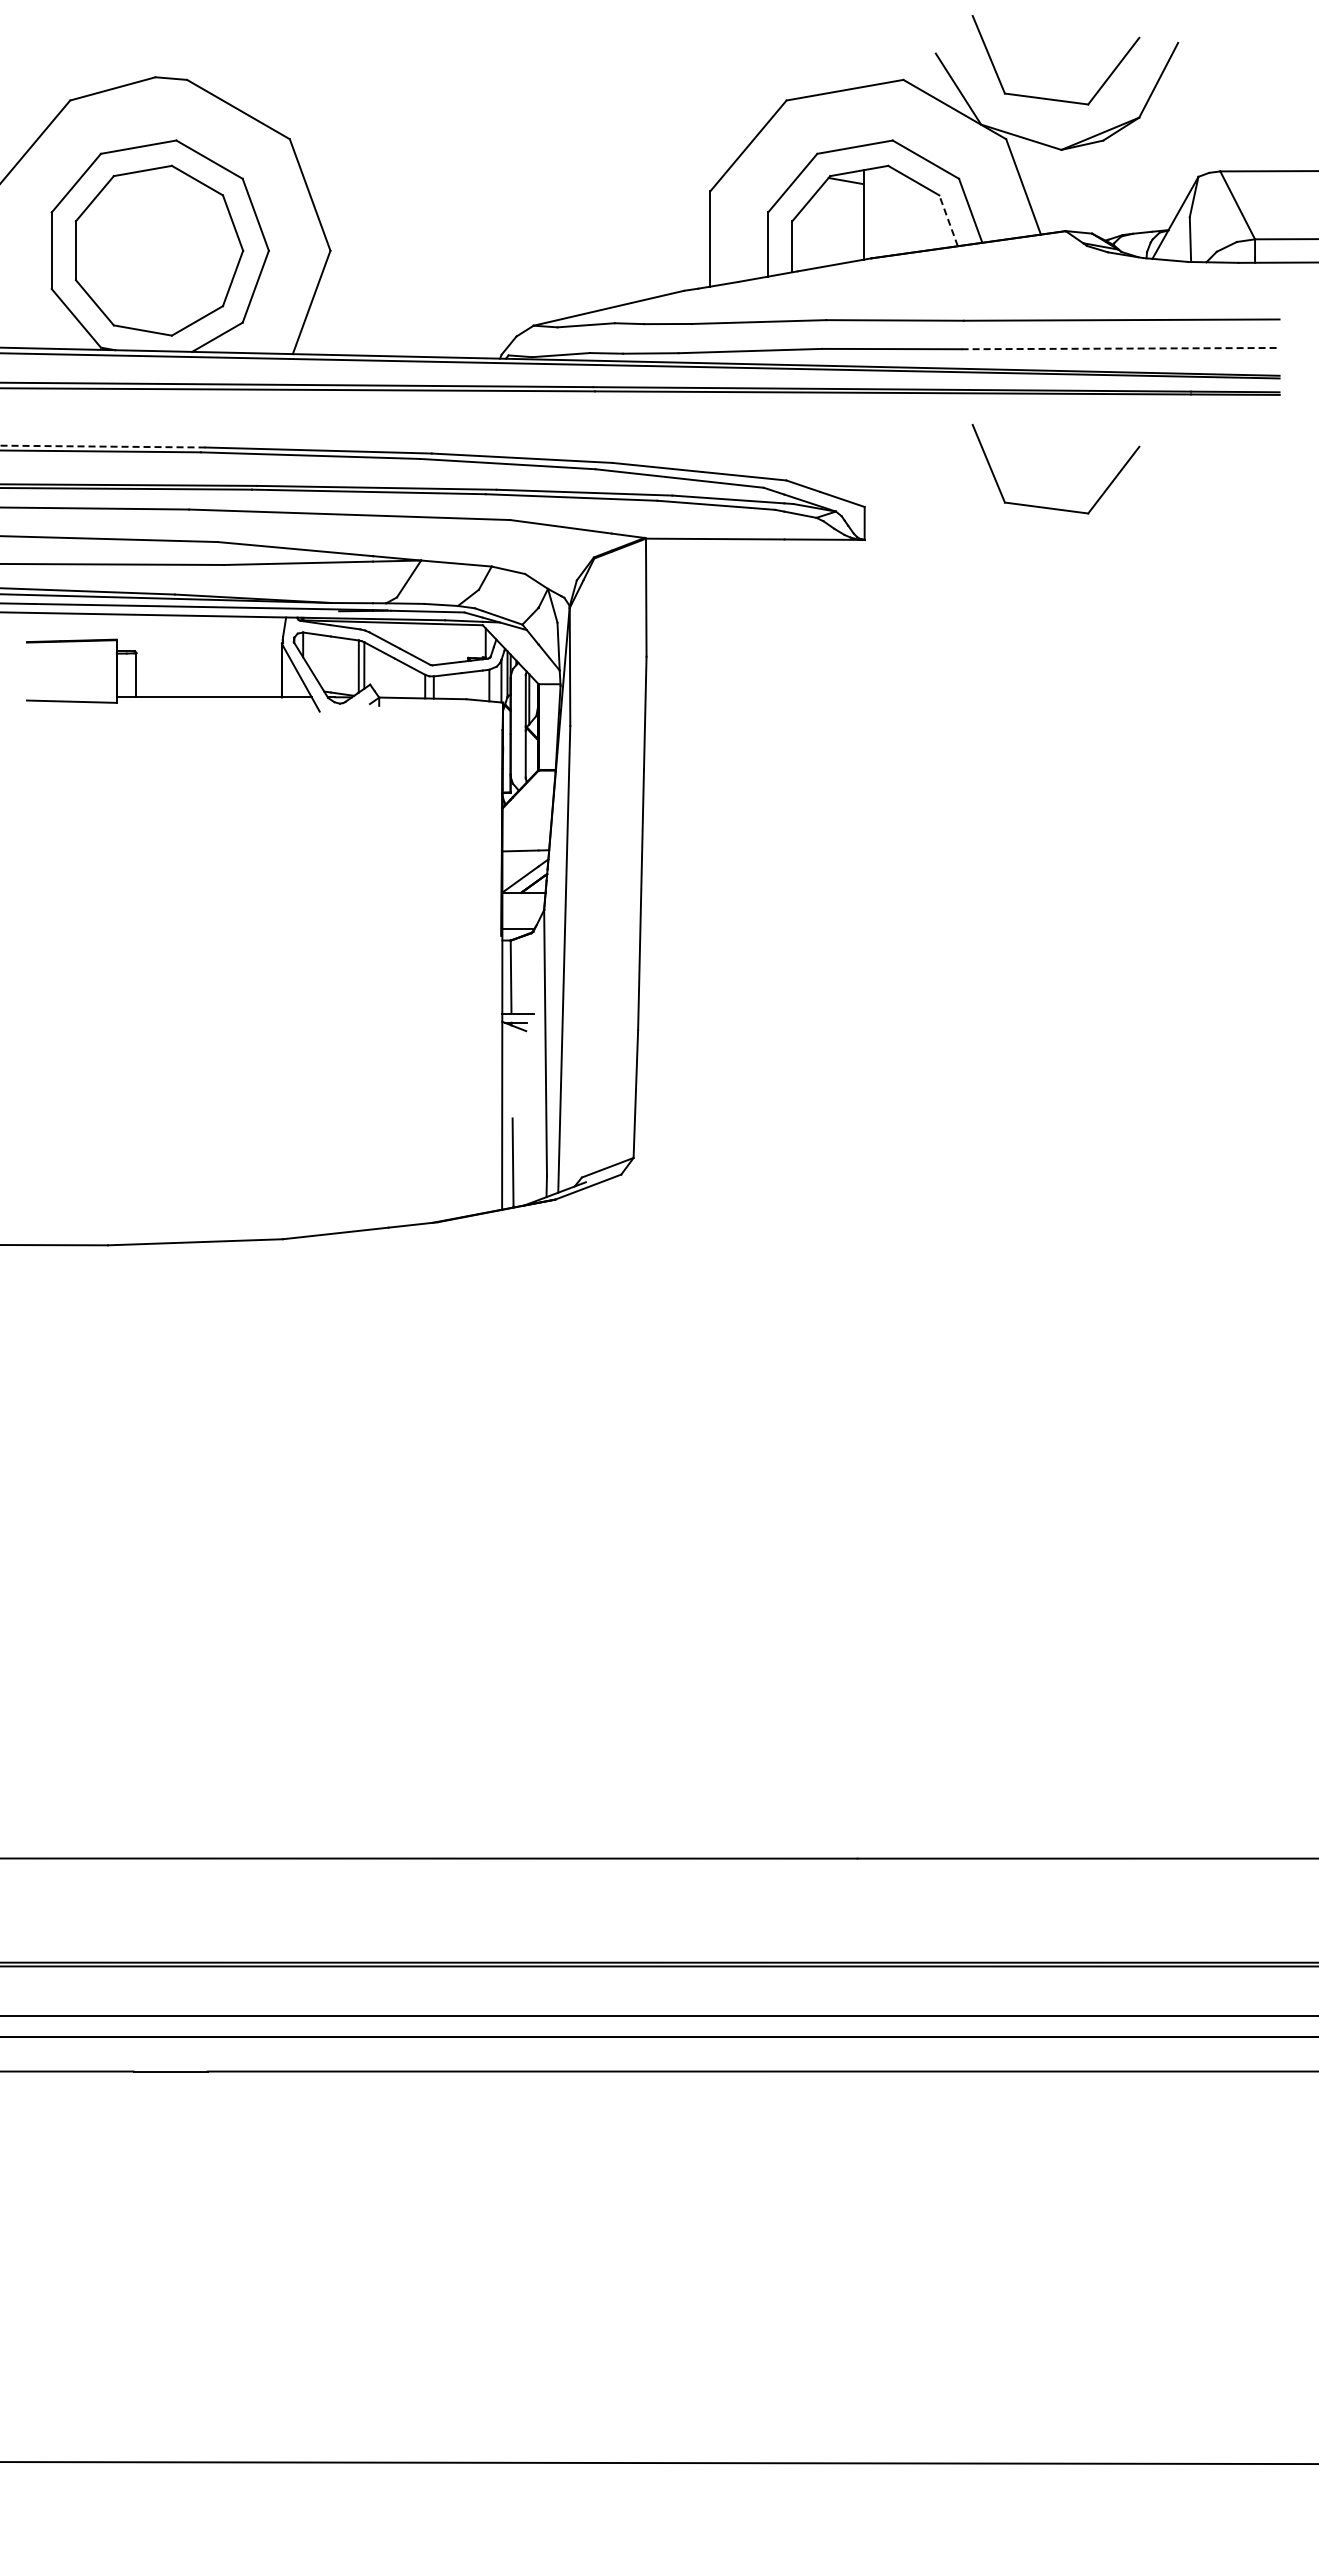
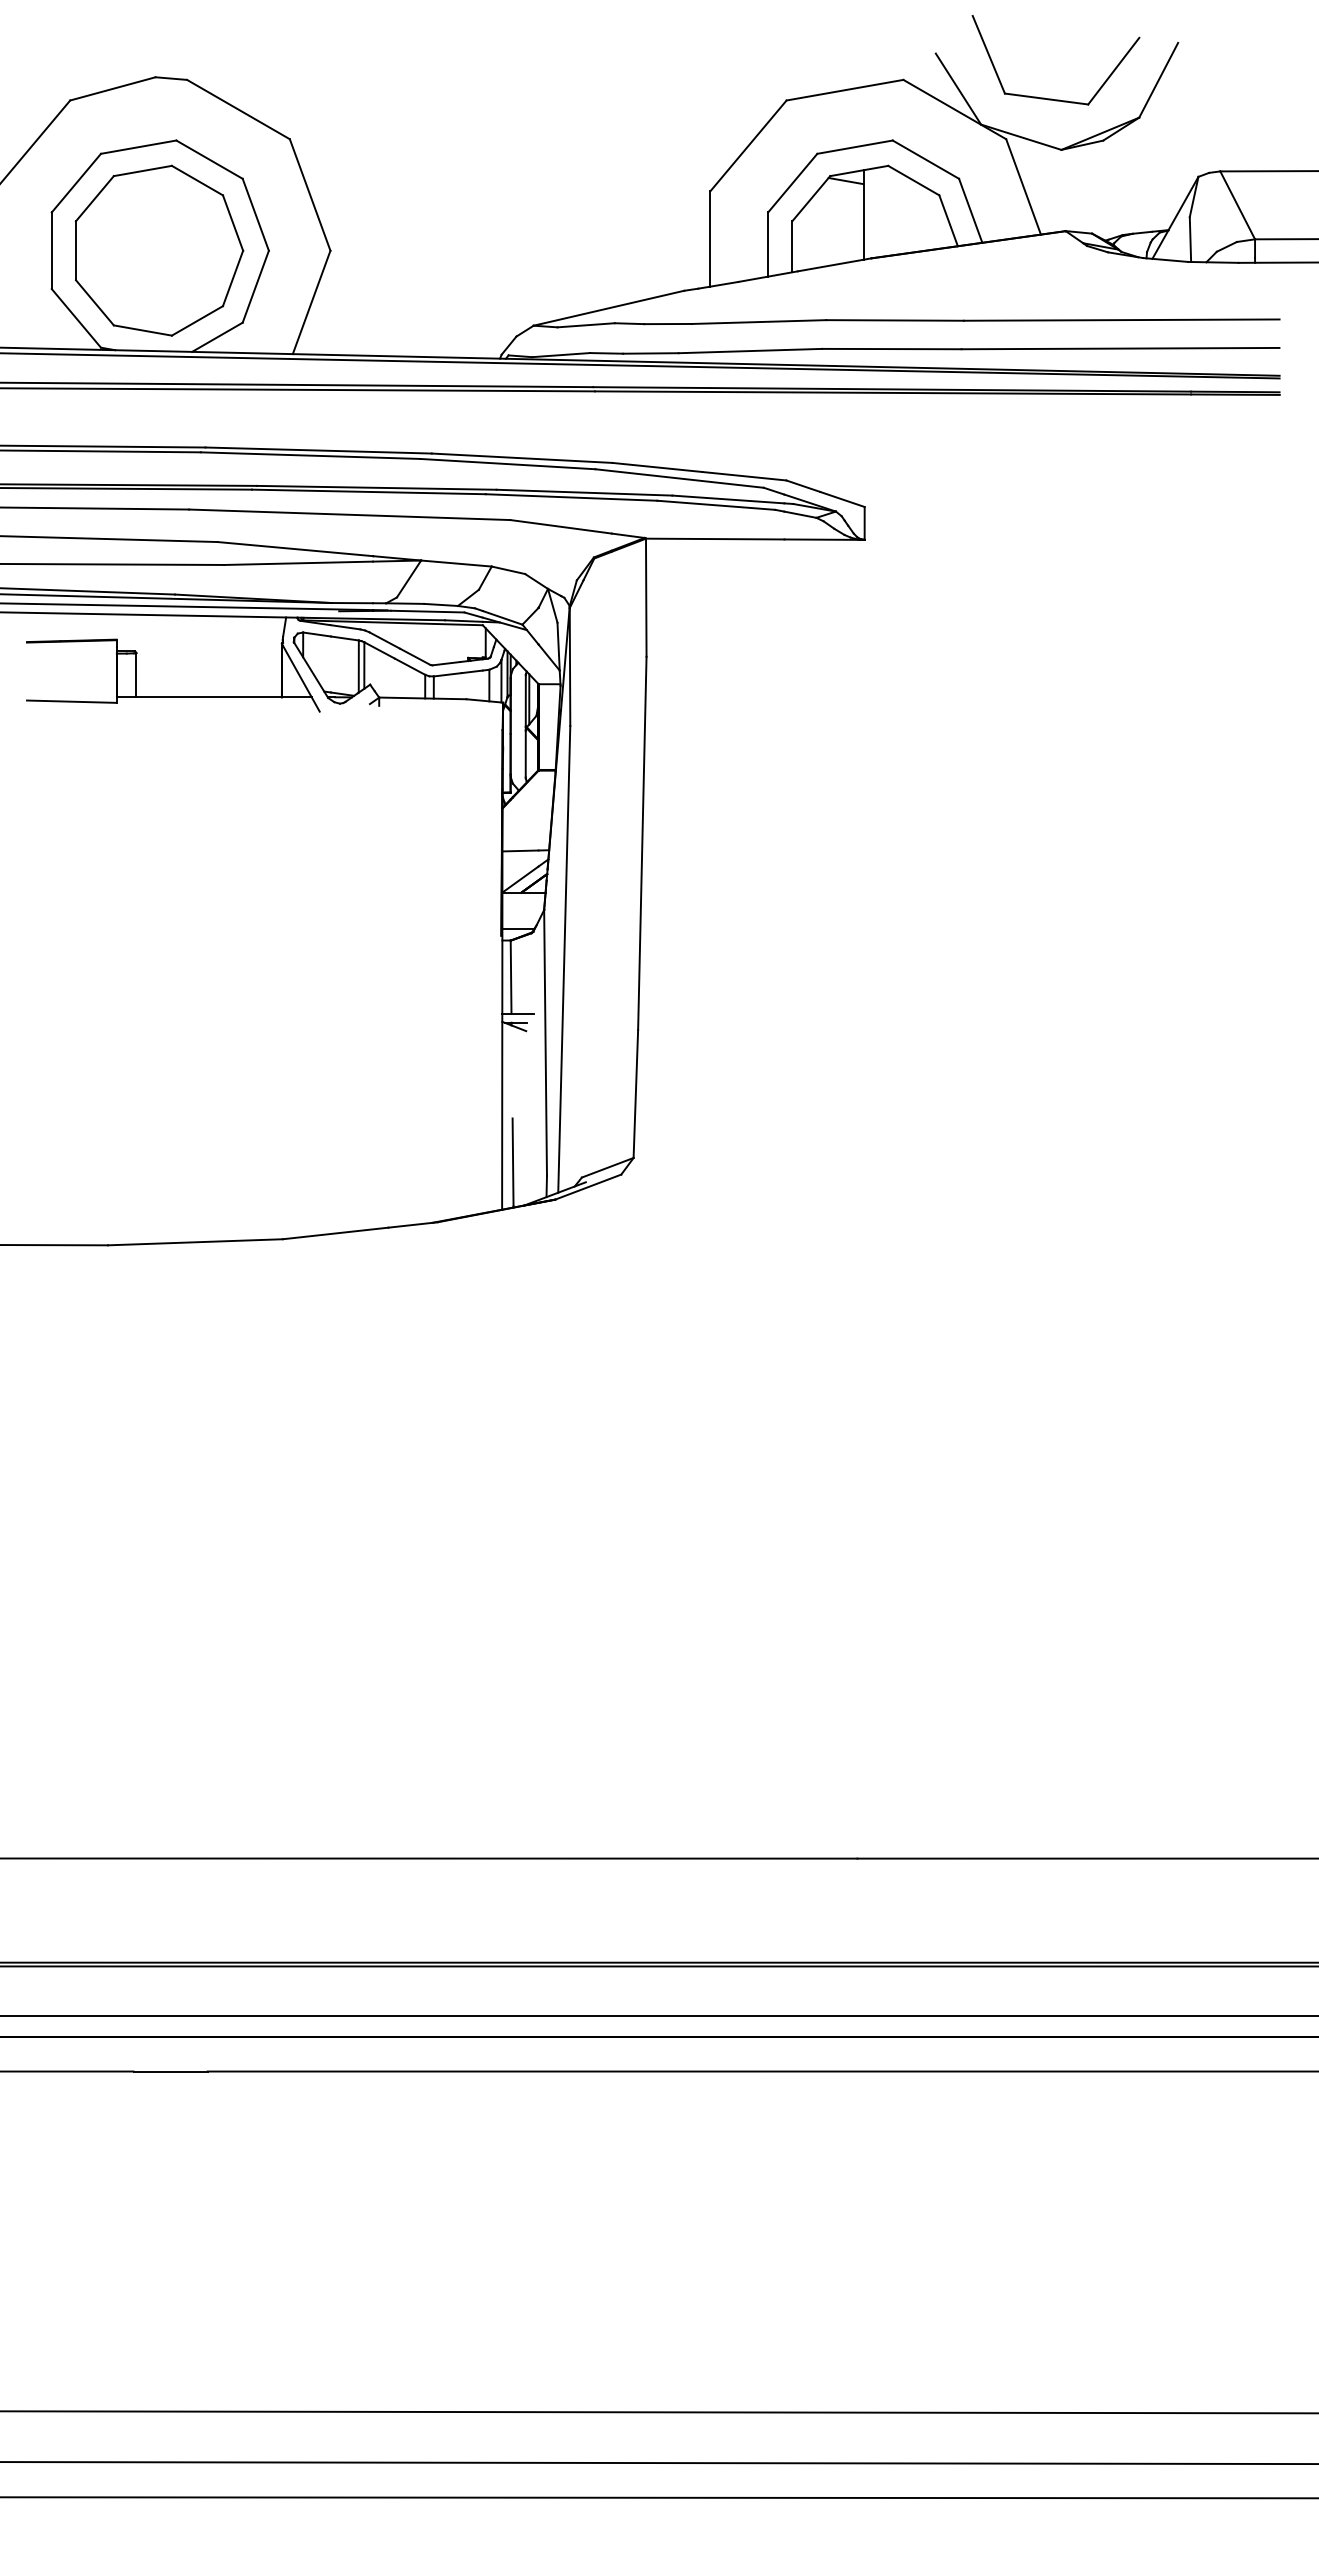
line: dashed -> solid (948, 220)
line: dashed -> solid (1120, 348)
line: dashed -> solid (102, 446)
part: present -> none (1052, 507)
line: none -> present (658, 2412)
line: none -> present (658, 2497)
